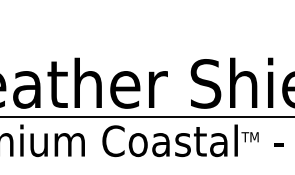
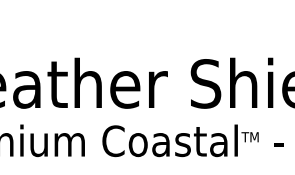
line: present -> none (146, 116)
